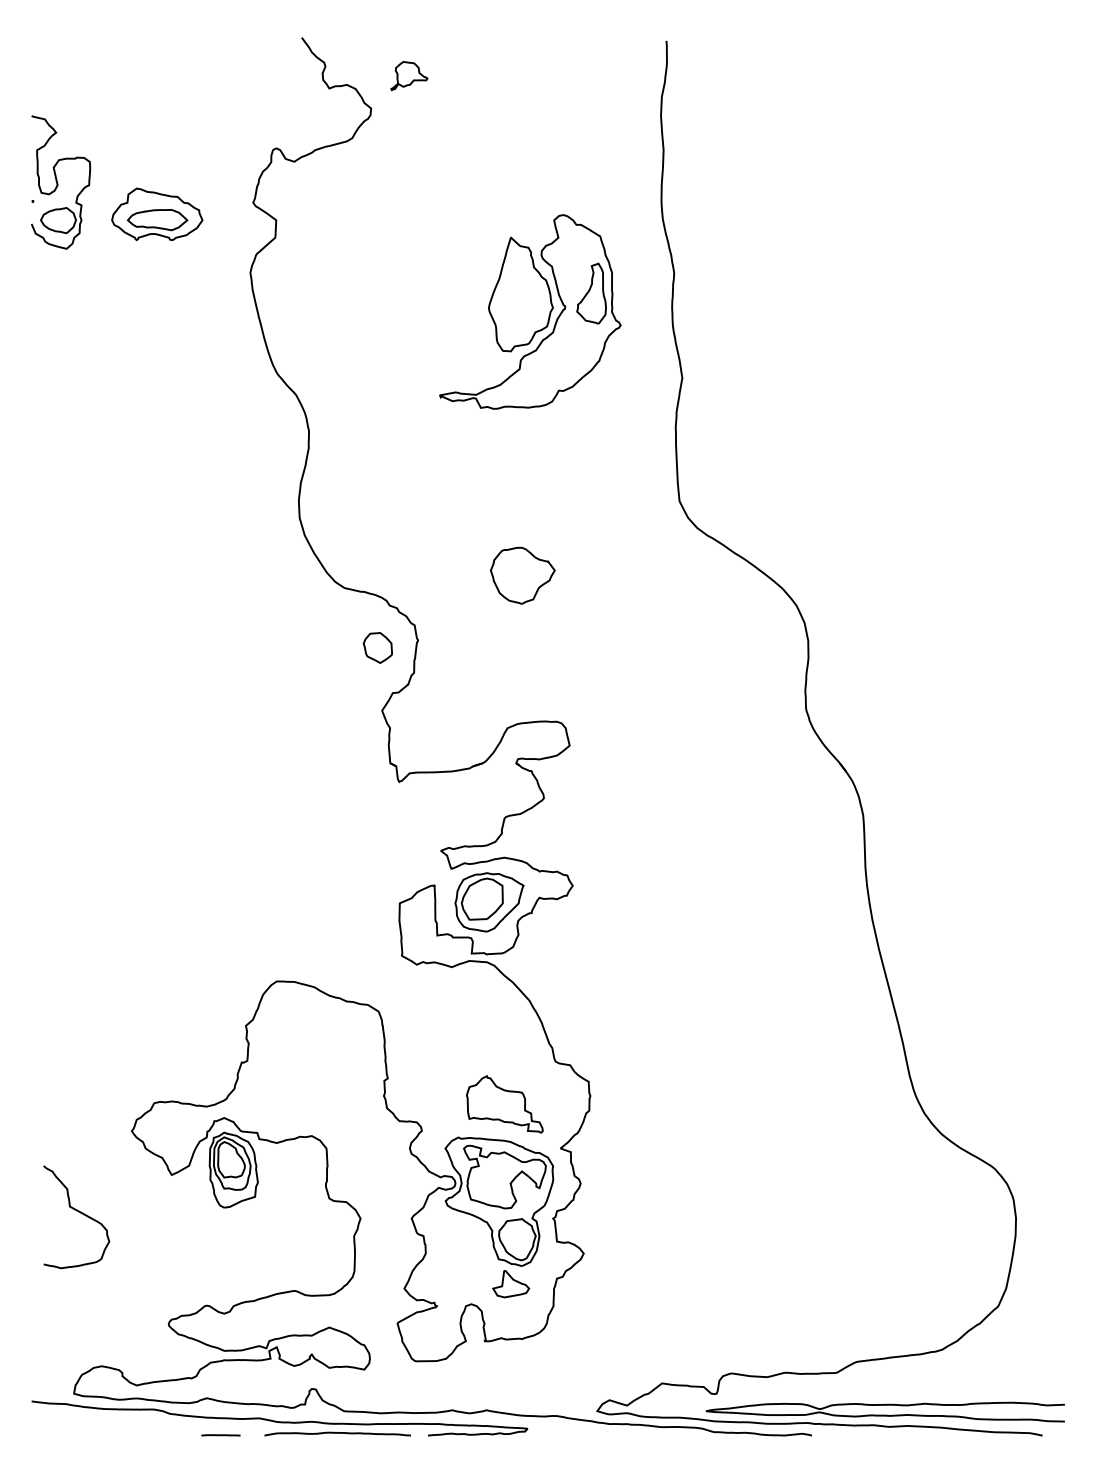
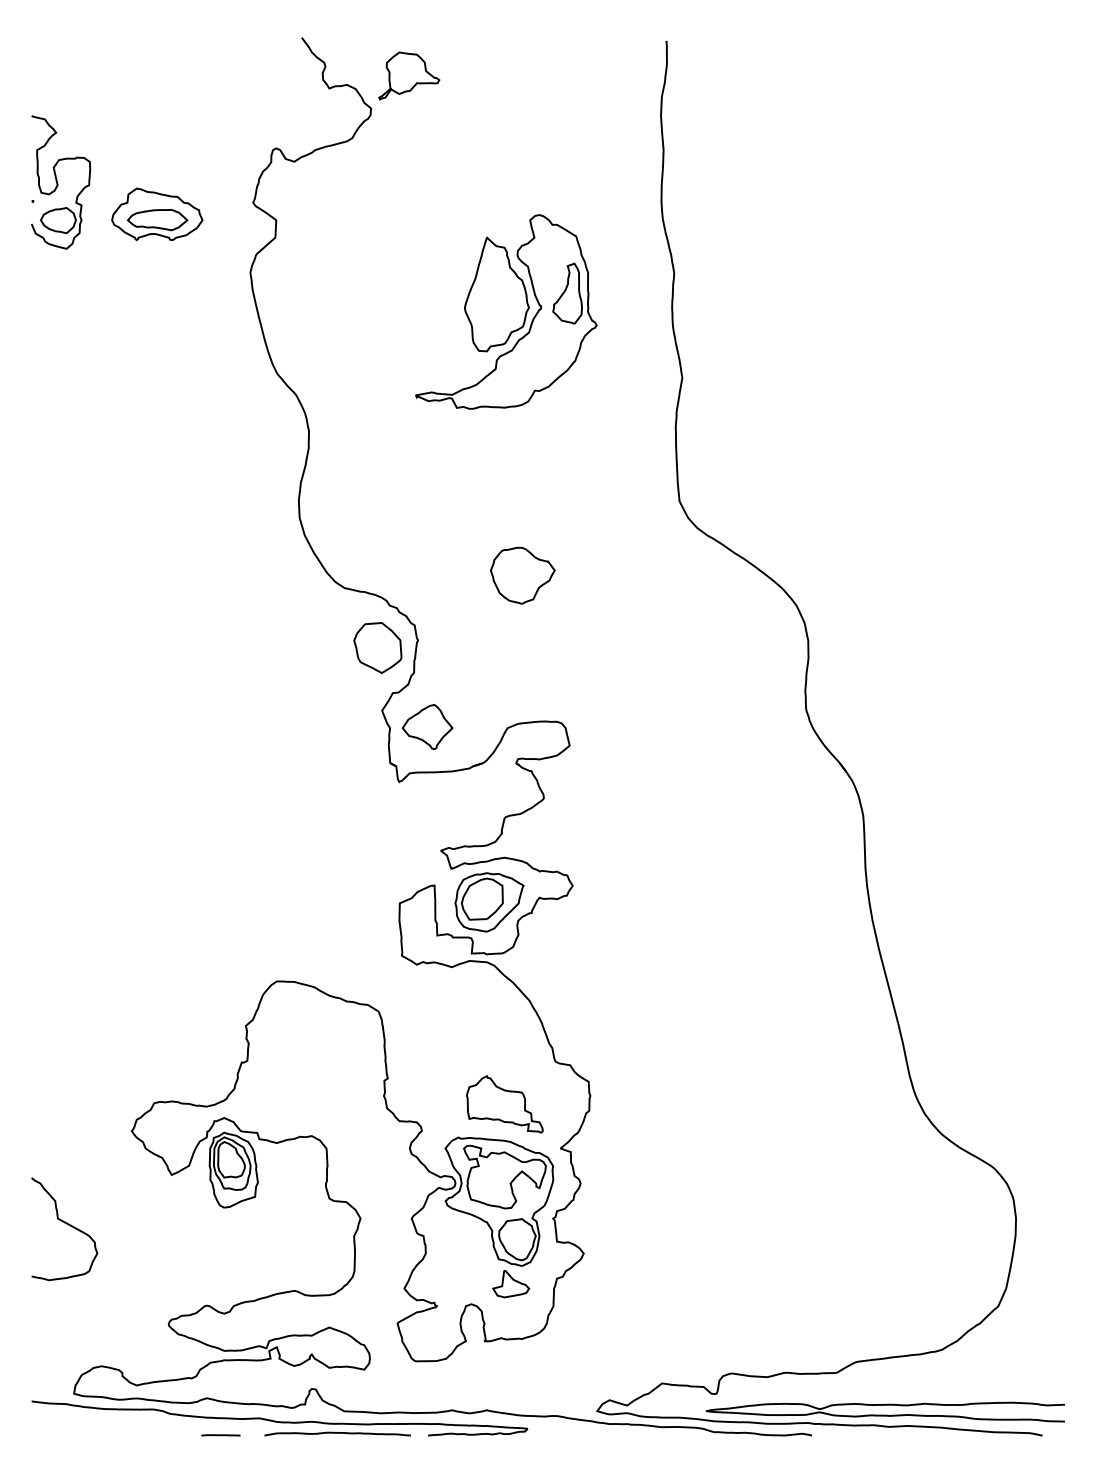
part size: 39x31 px -> 63x50 px (409, 75)
part position: (530, 311) -> (506, 311) (506, 311)
part size: 31x32 px -> 50x52 px (377, 647)
part: none -> present (427, 726)
curve position: (78, 1212) -> (66, 1224) (66, 1224)
